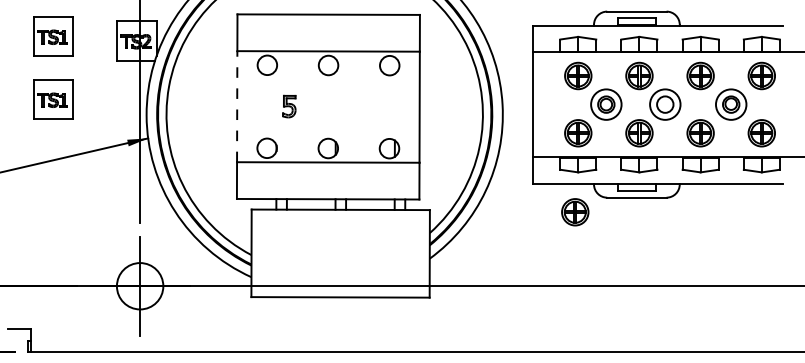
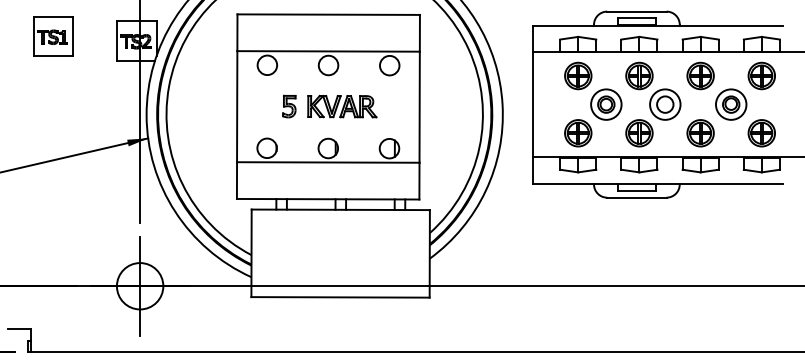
part: present -> none (53, 99)
line: dashed -> solid (237, 106)
part: none -> present (342, 106)
part: present -> none (575, 212)
